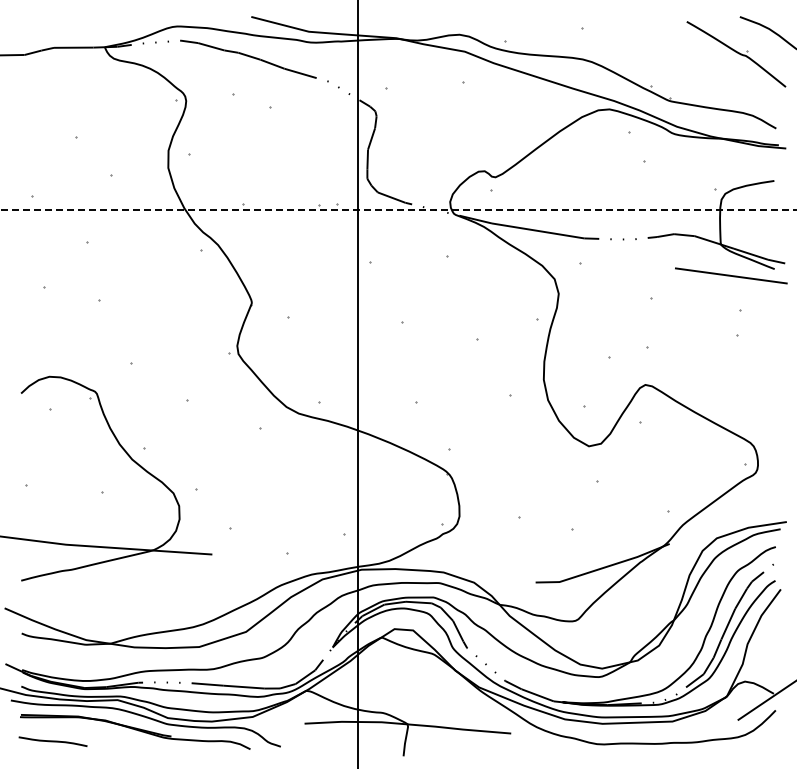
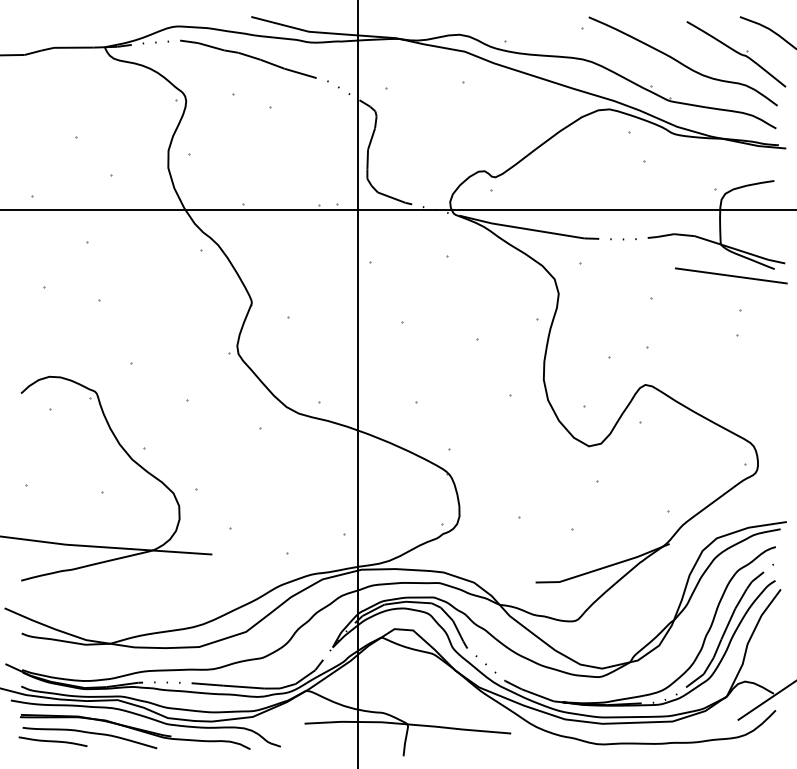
curve: none -> present (681, 62)
line: dashed -> solid (398, 209)
curve: none -> present (89, 733)
